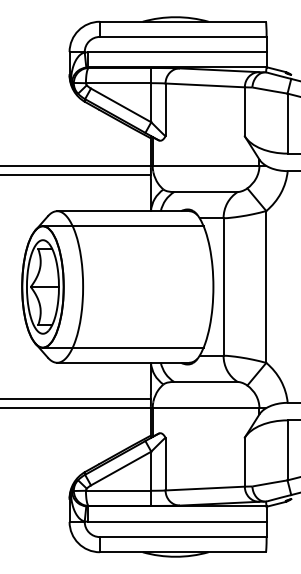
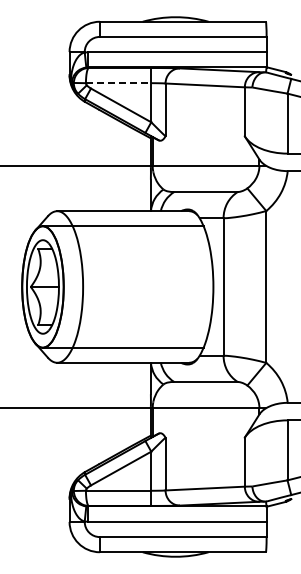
line: solid -> dashed (118, 83)
line: present -> none (76, 174)
line: present -> none (76, 399)
